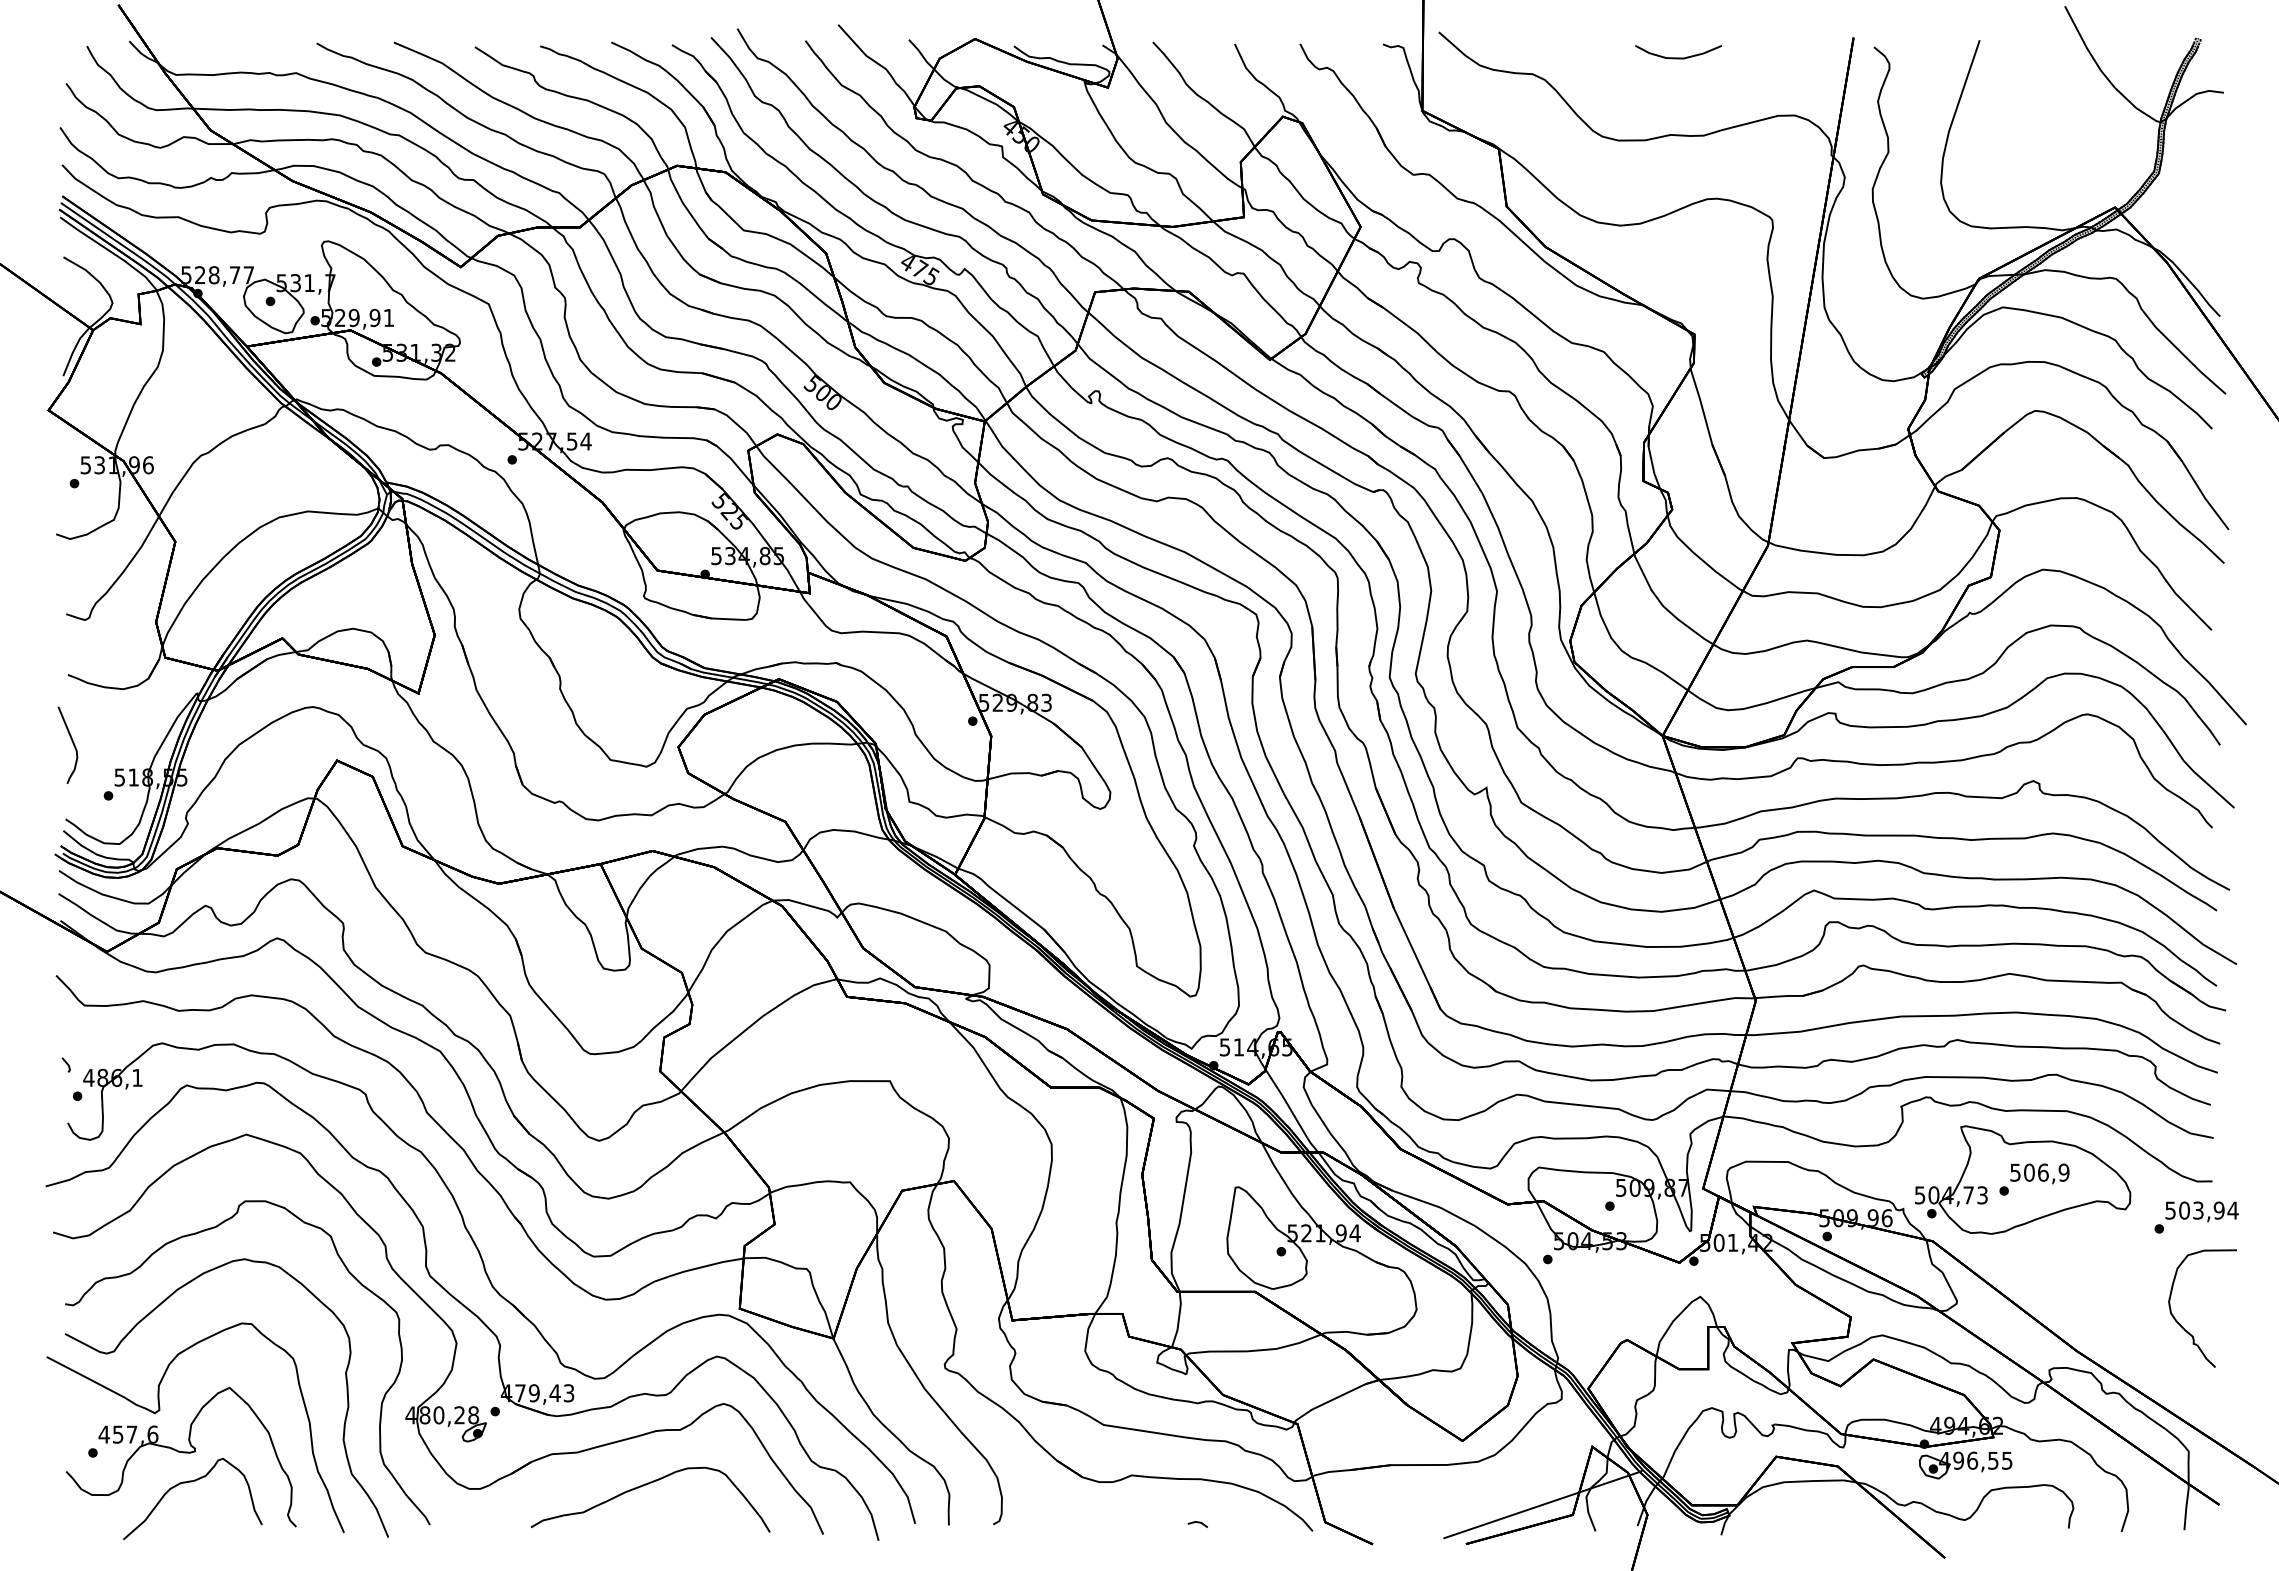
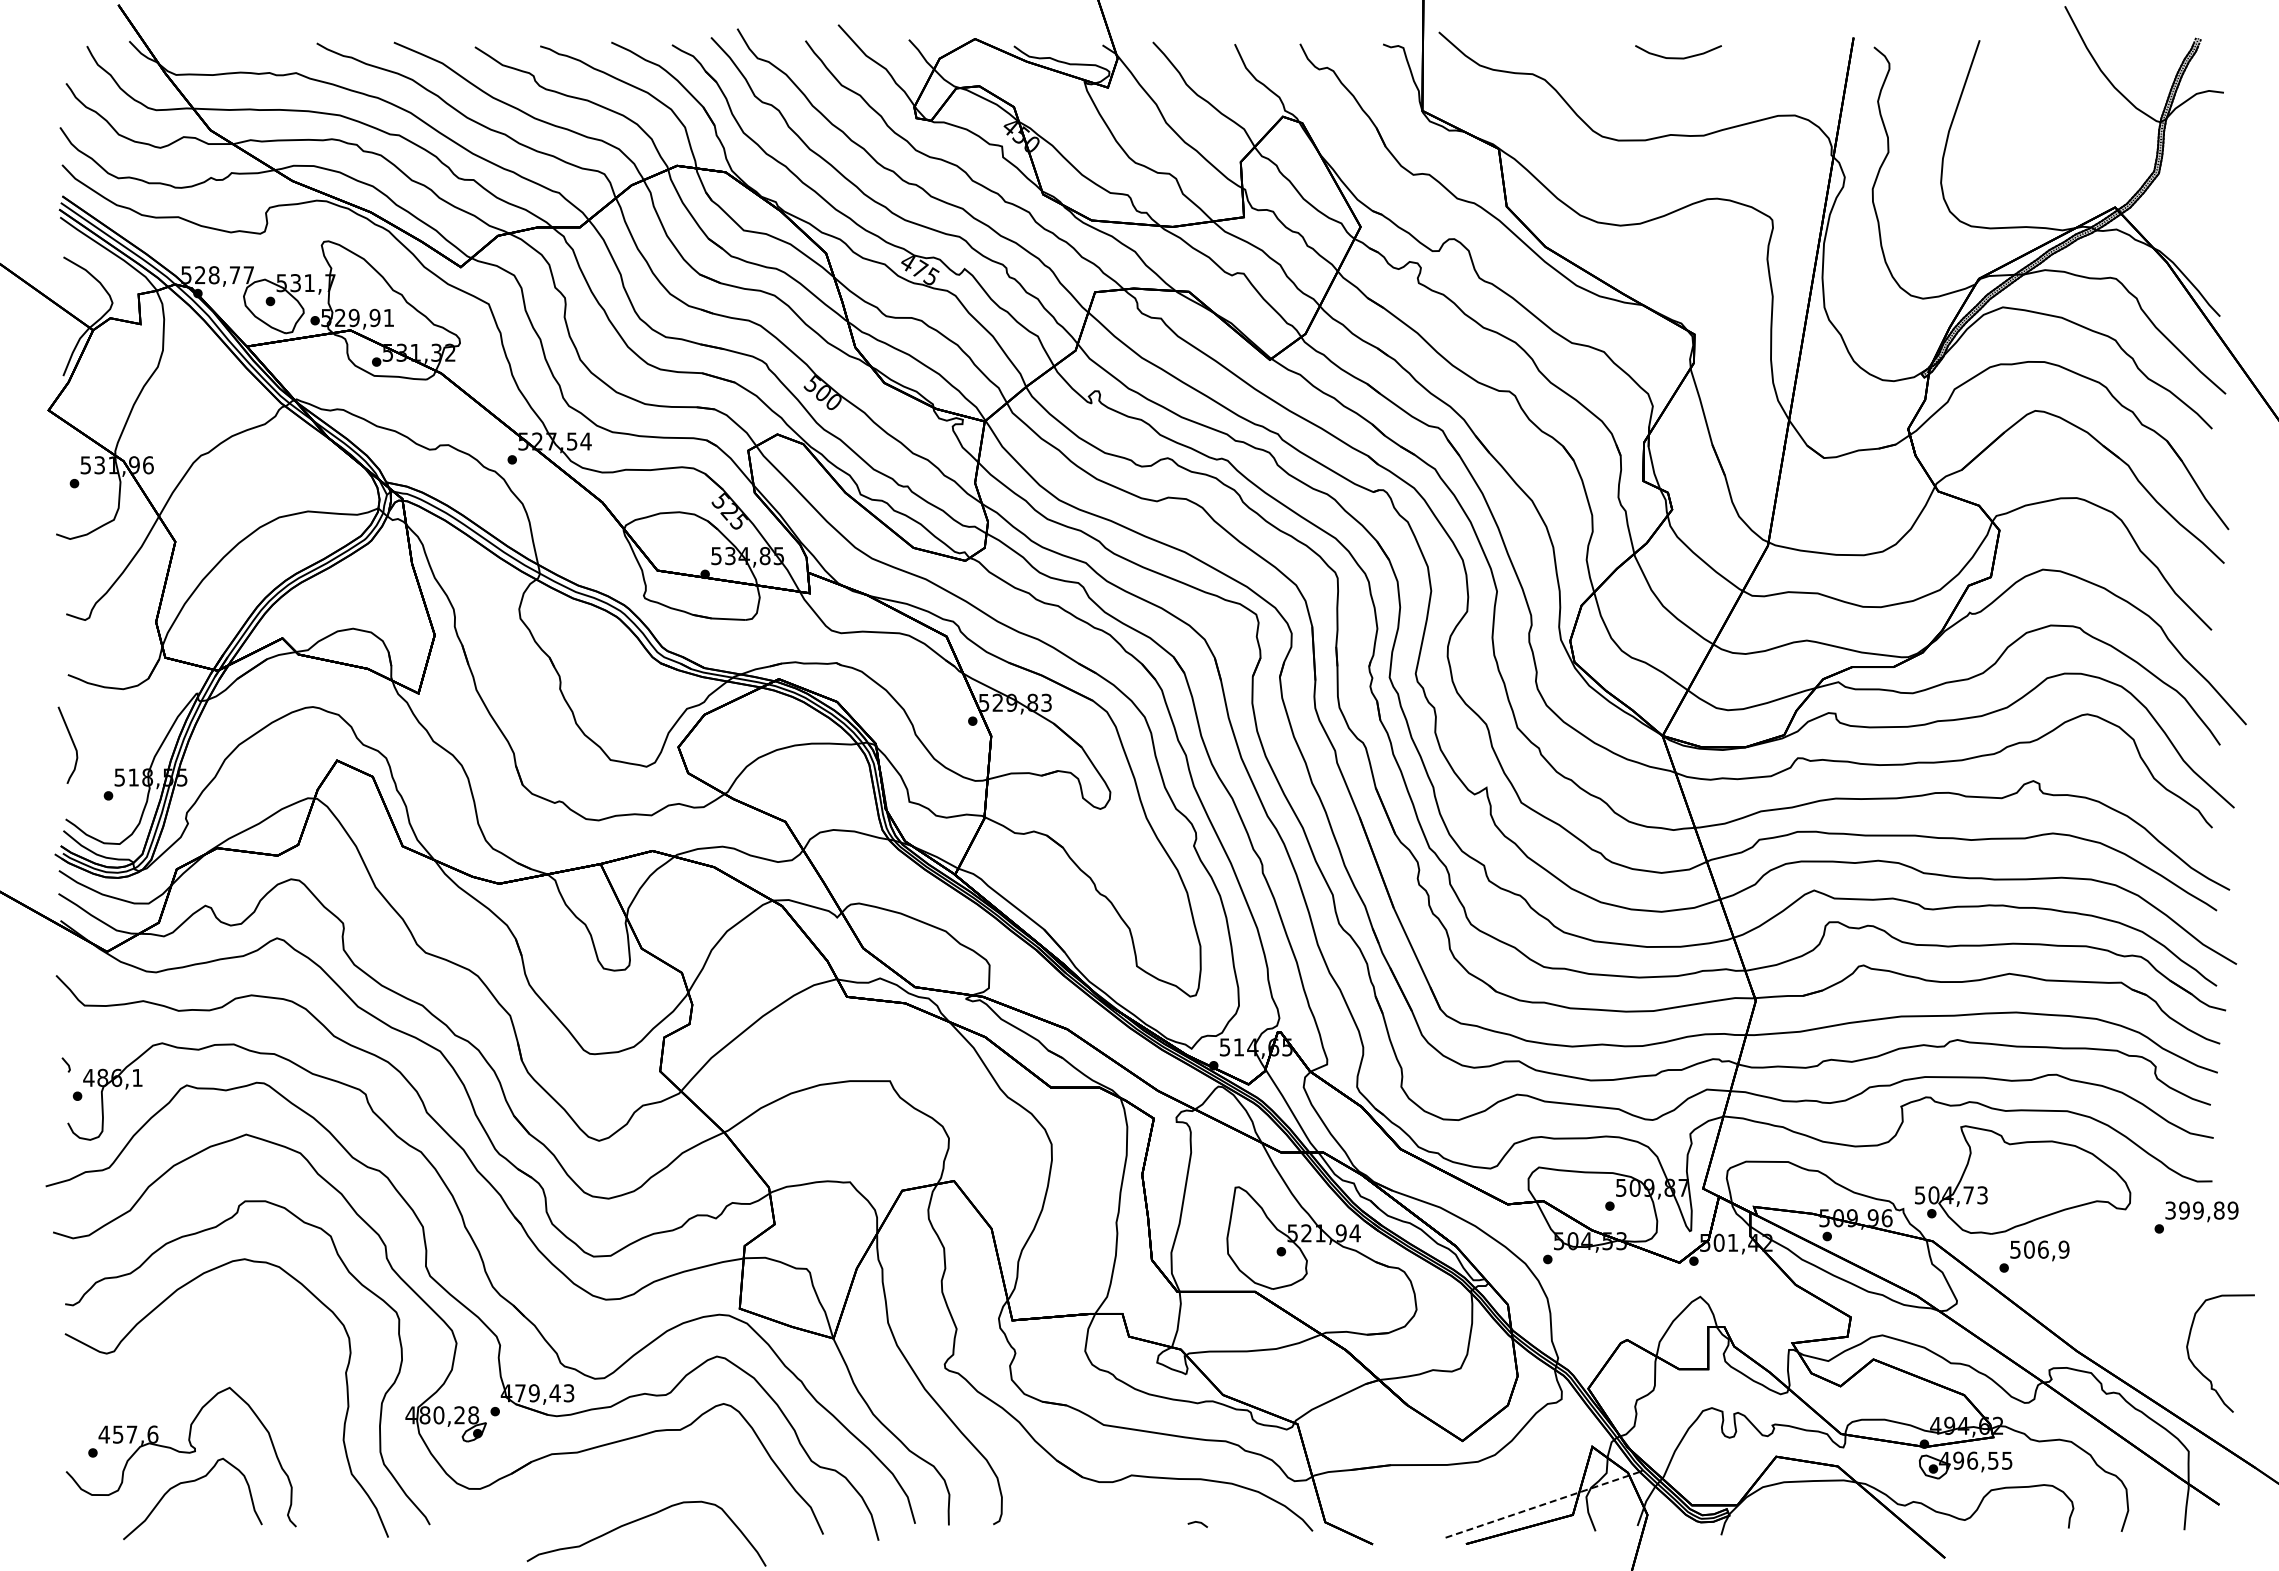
text position: (2034, 1179) -> (2034, 1256) (2034, 1256)
text: 503,94 -> 399,89 (2202, 1210)
part position: (2187, 1330) -> (2205, 1375) (2205, 1375)
part: present -> none (160, 1410)
part position: (646, 1485) -> (642, 1519) (642, 1519)
line: solid -> dashed (1541, 1505)
